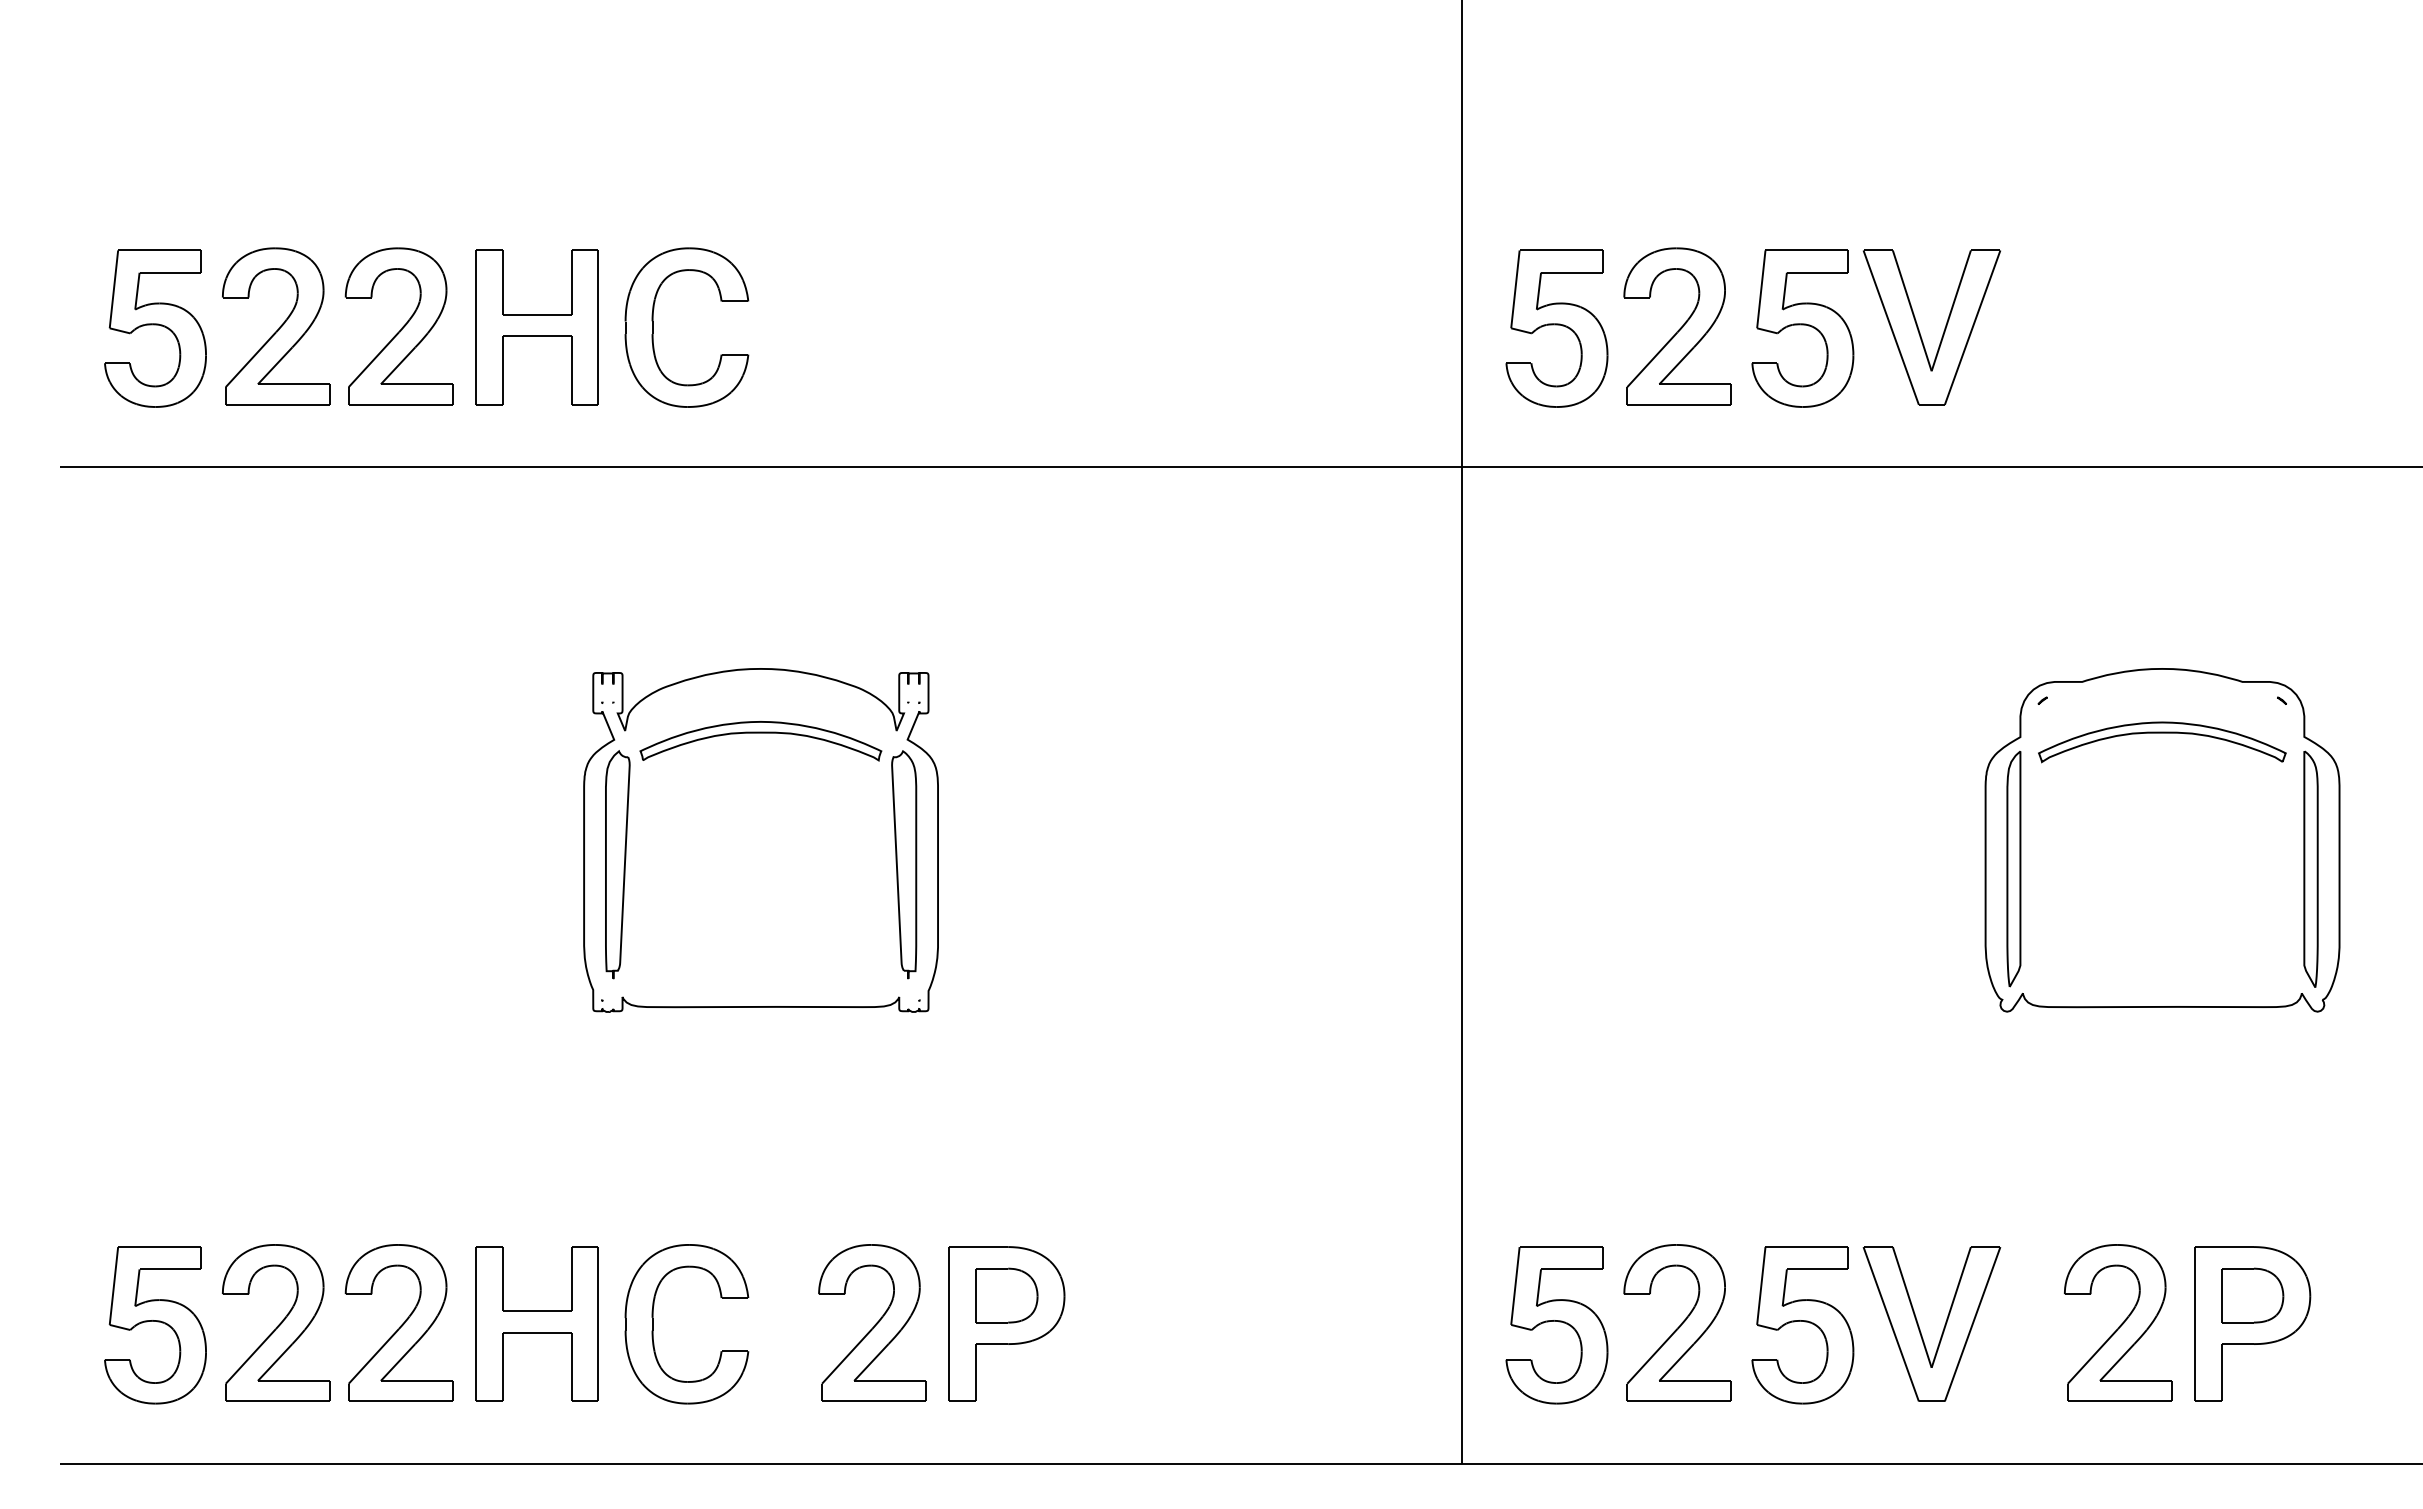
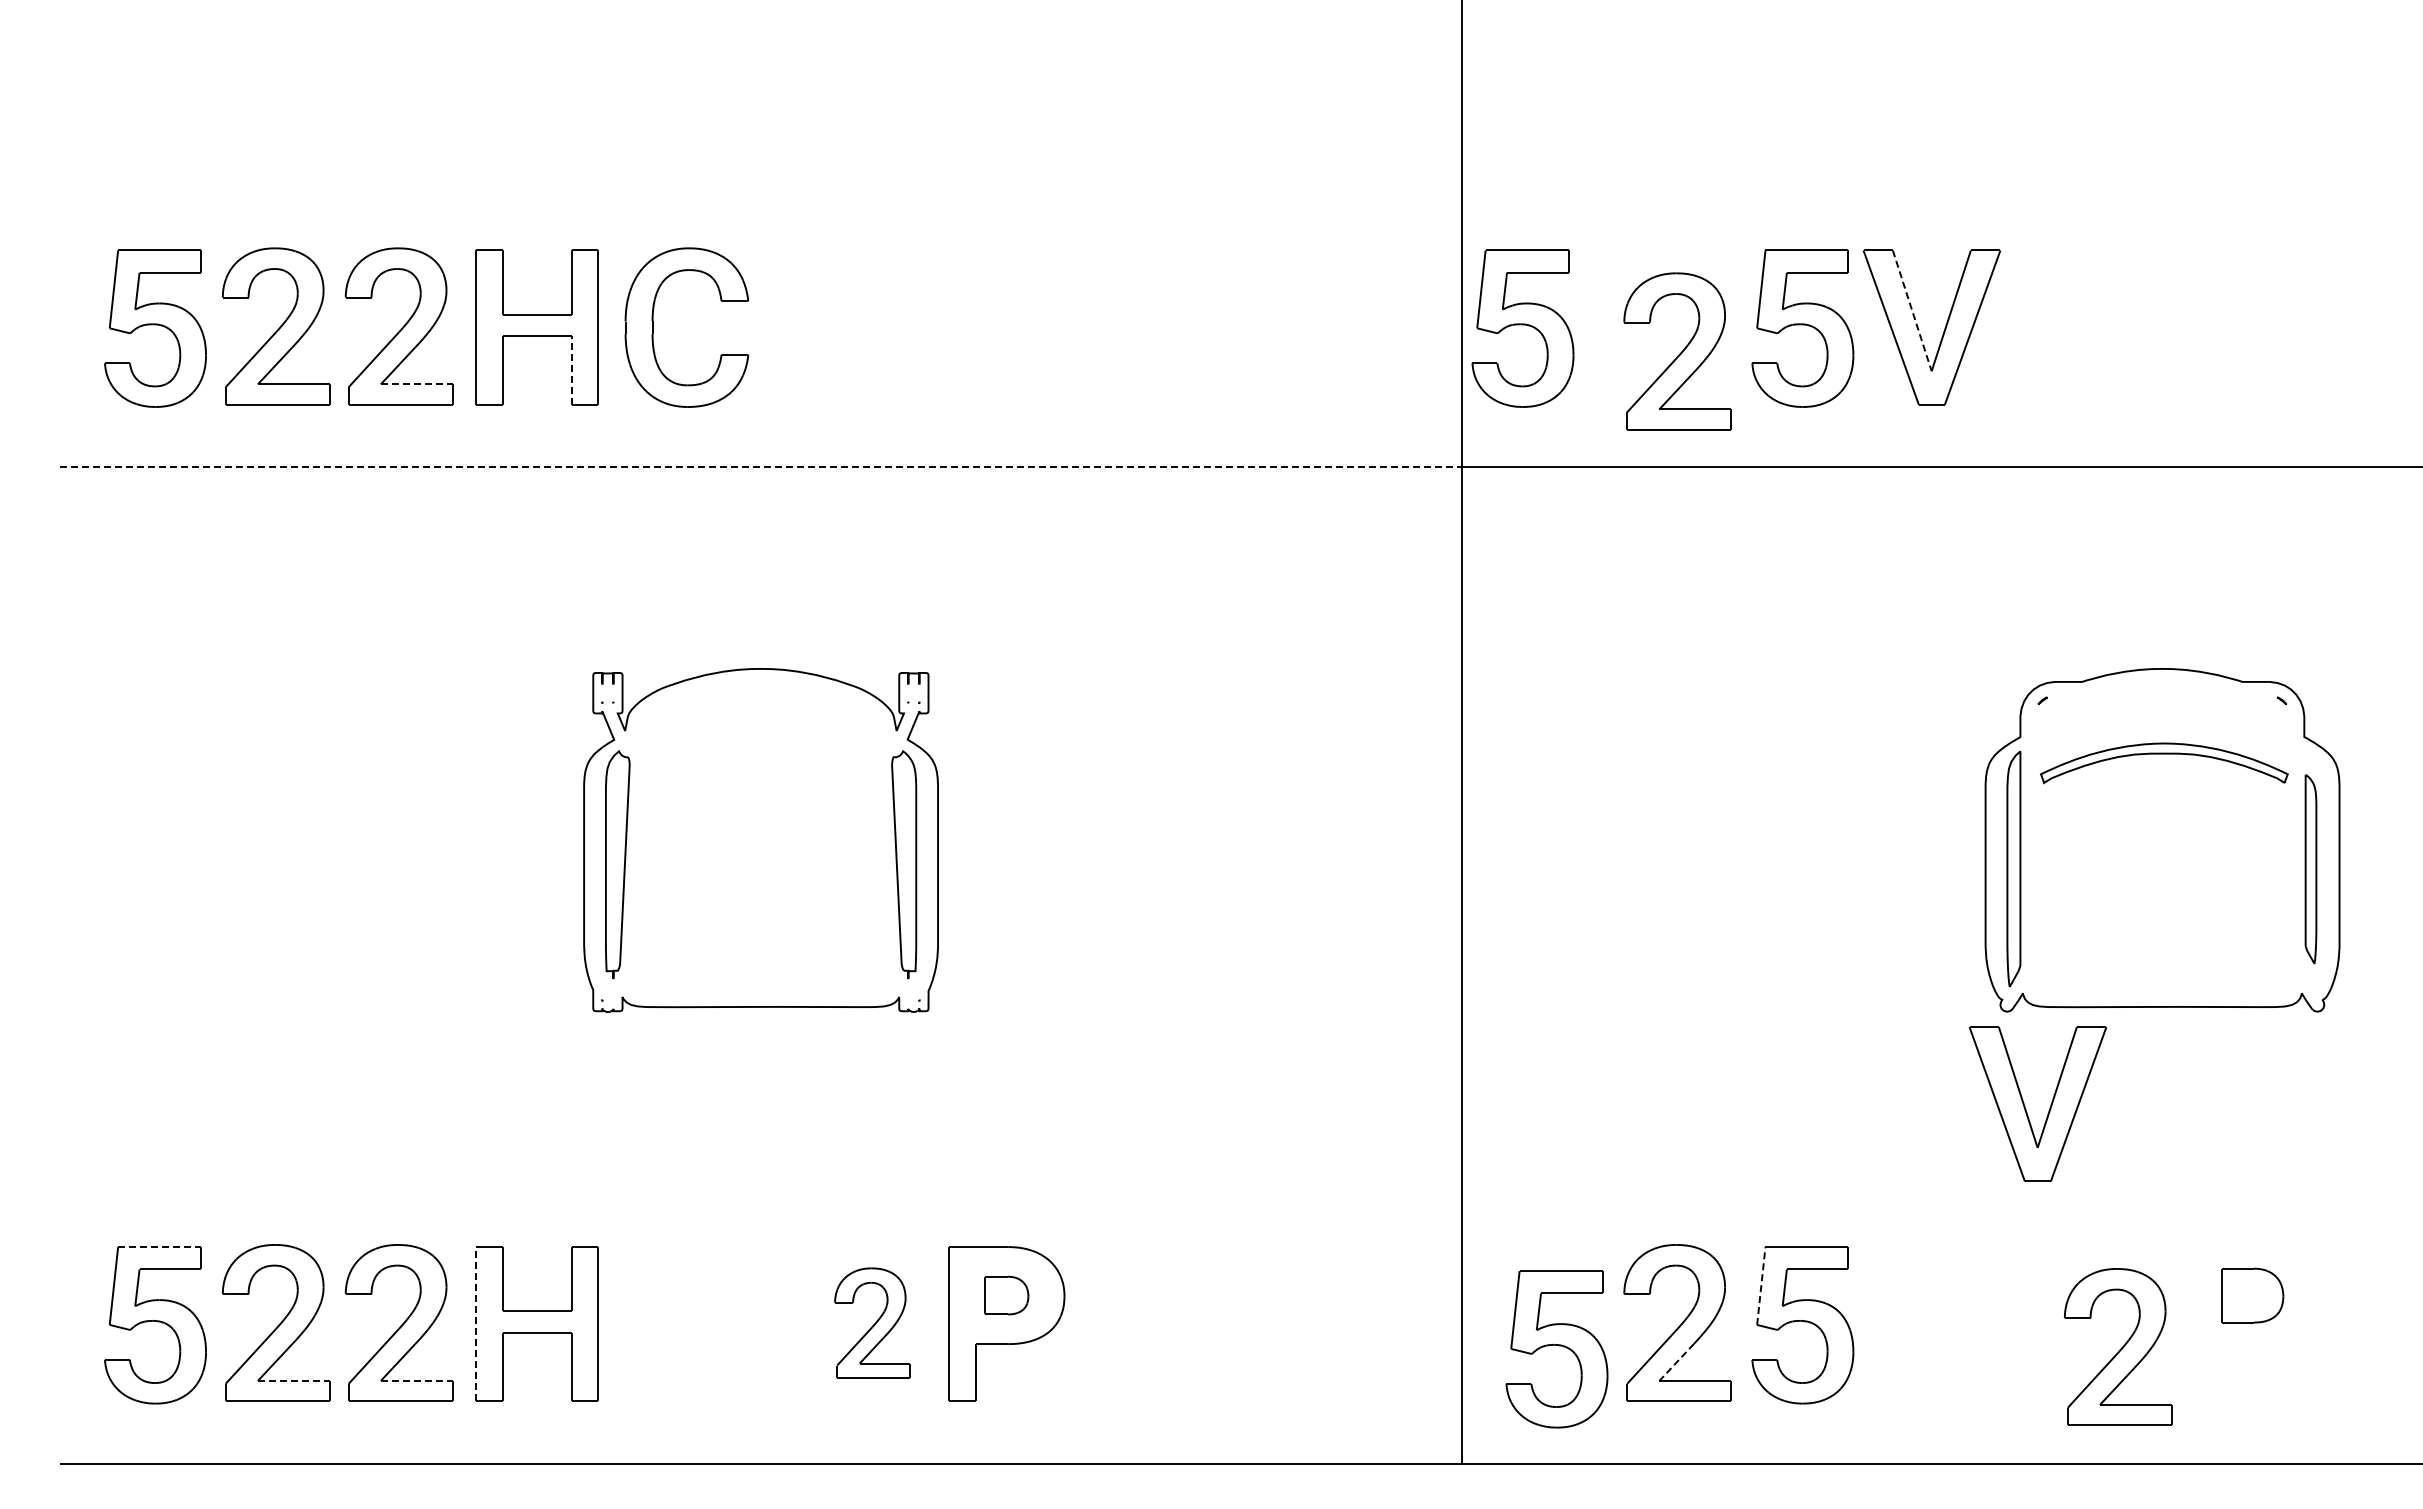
line: solid -> dashed (1912, 311)
part position: (1677, 326) -> (1677, 351) (1677, 351)
part position: (1556, 328) -> (1522, 328) (1522, 328)
line: solid -> dashed (571, 370)
line: solid -> dashed (416, 384)
line: solid -> dashed (760, 467)
part: present -> none (760, 733)
part position: (2162, 733) -> (2164, 754) (2164, 754)
part size: 16x238 px -> 14x191 px (2310, 869)
line: solid -> dashed (160, 1247)
line: solid -> dashed (1761, 1285)
part size: 64x57 px -> 46x41 px (1006, 1295)
part size: 109x158 px -> 77x112 px (872, 1322)
part position: (2118, 1322) -> (2118, 1346) (2118, 1346)
line: solid -> dashed (475, 1323)
part: present -> none (2252, 1323)
part: present -> none (653, 1324)
part position: (1556, 1325) -> (1556, 1349) (1556, 1349)
part position: (1919, 1326) -> (2025, 1106) (2025, 1106)
line: solid -> dashed (1676, 1362)
line: solid -> dashed (293, 1380)
line: solid -> dashed (416, 1380)
